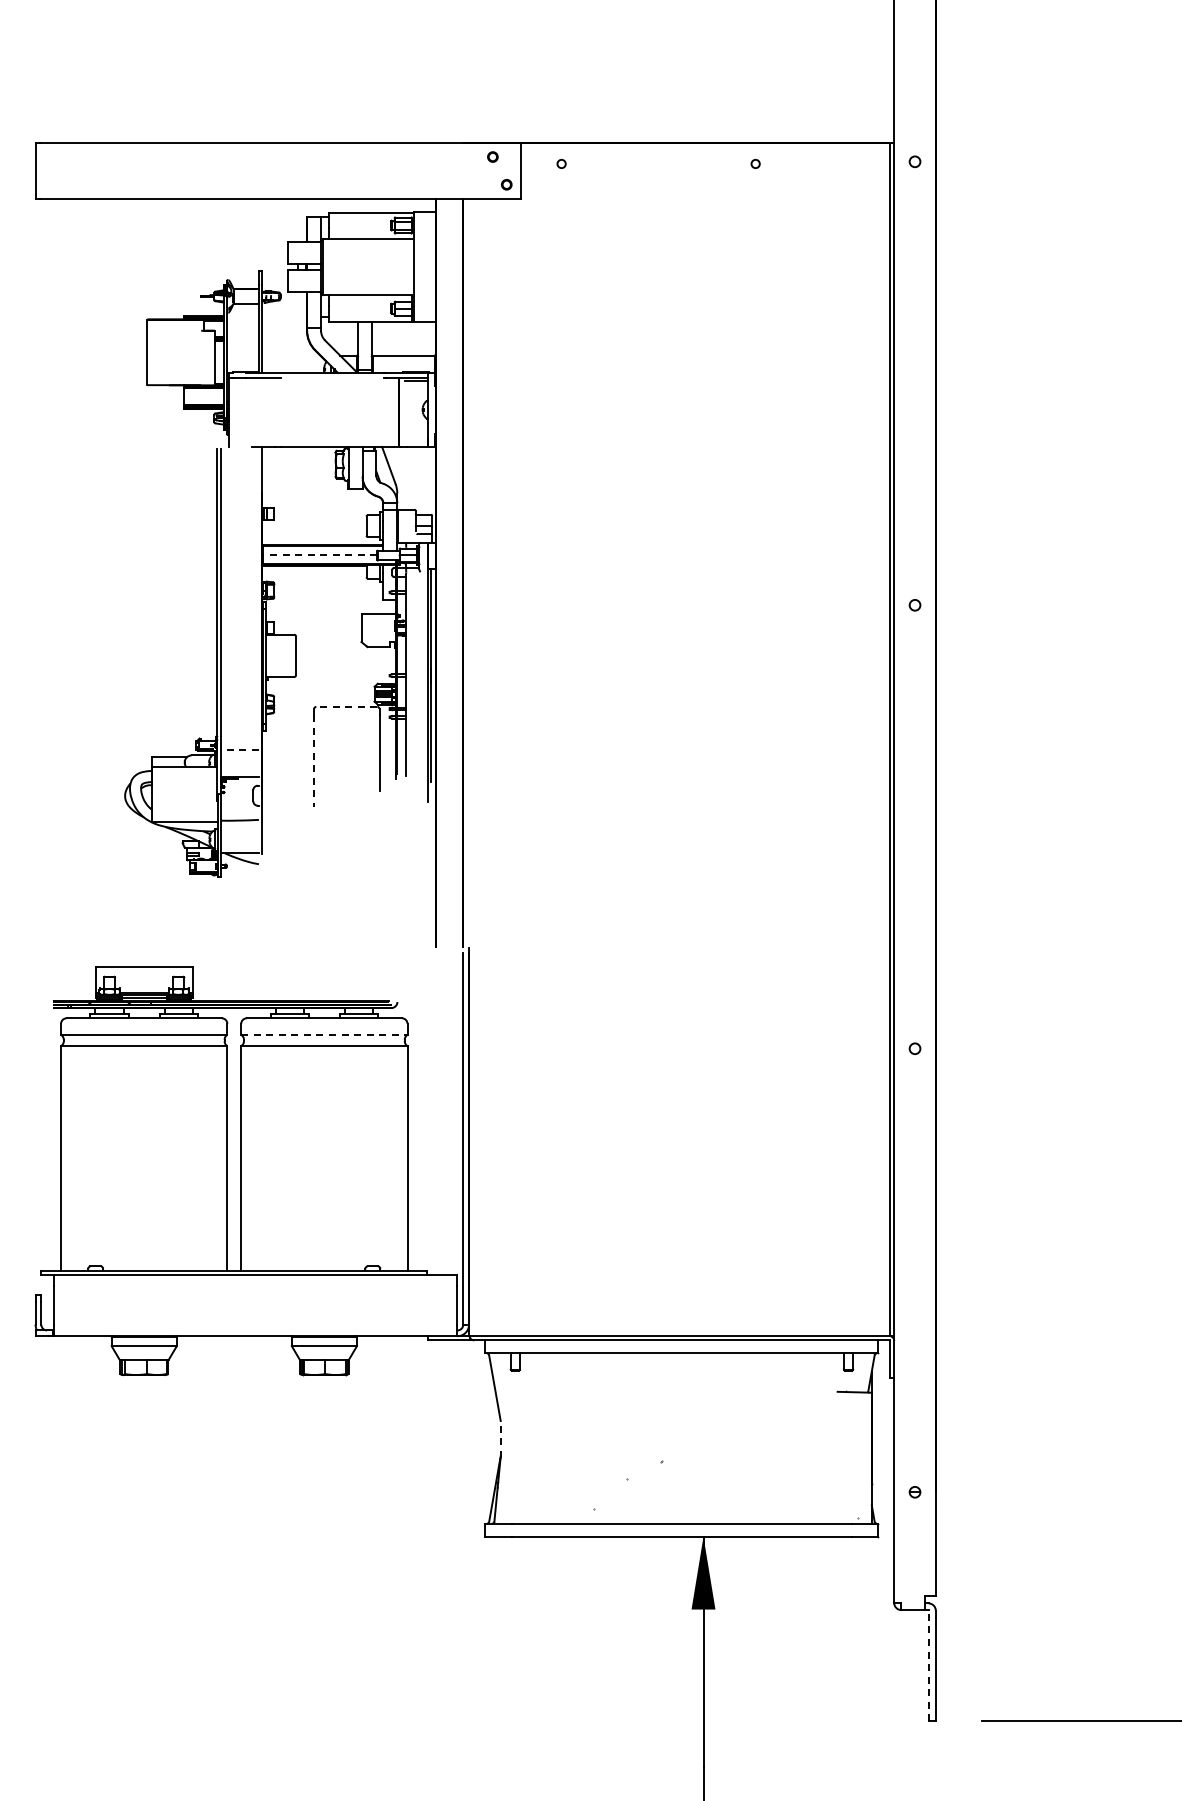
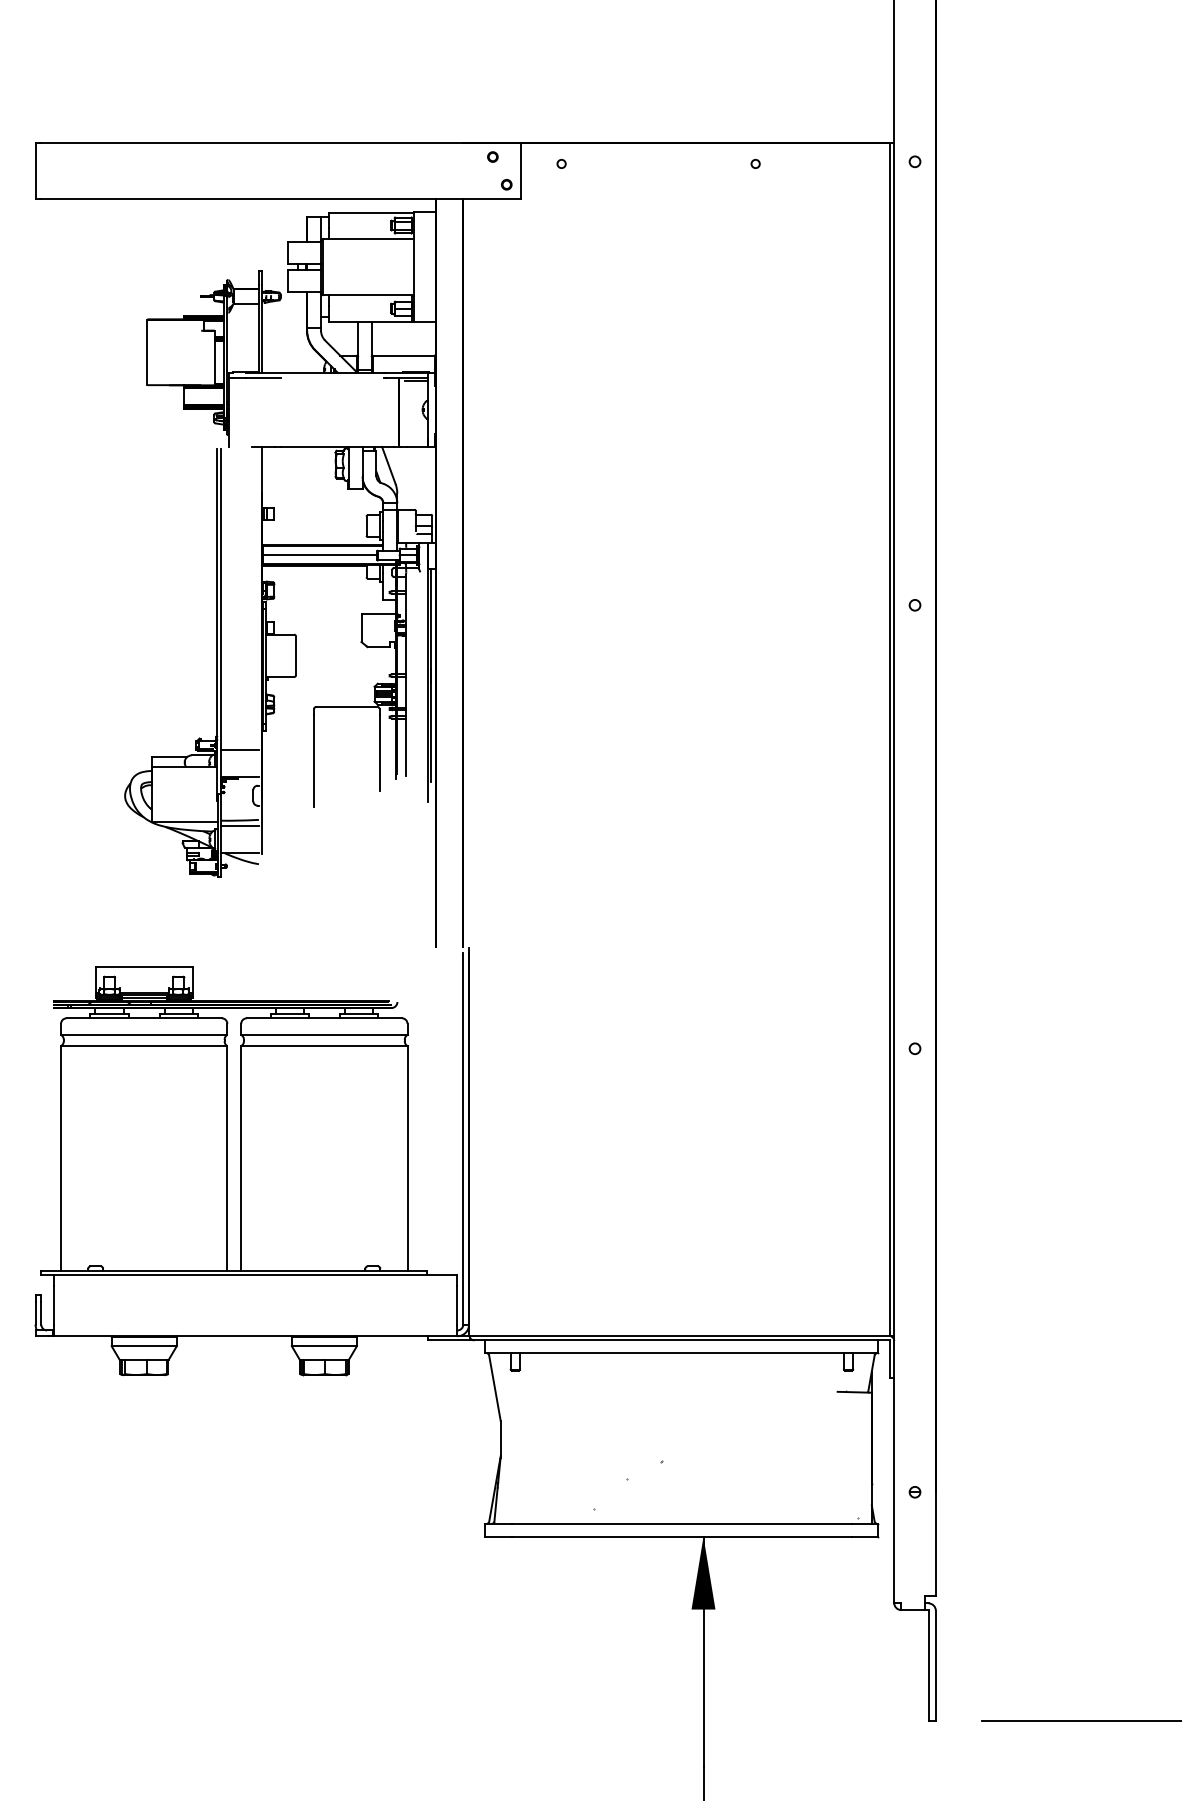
line: dashed -> solid (319, 554)
line: dashed -> solid (346, 706)
line: dashed -> solid (239, 749)
line: dashed -> solid (314, 761)
line: none -> present (239, 826)
line: dashed -> solid (324, 1034)
line: dashed -> solid (500, 1439)
line: dashed -> solid (929, 1665)
